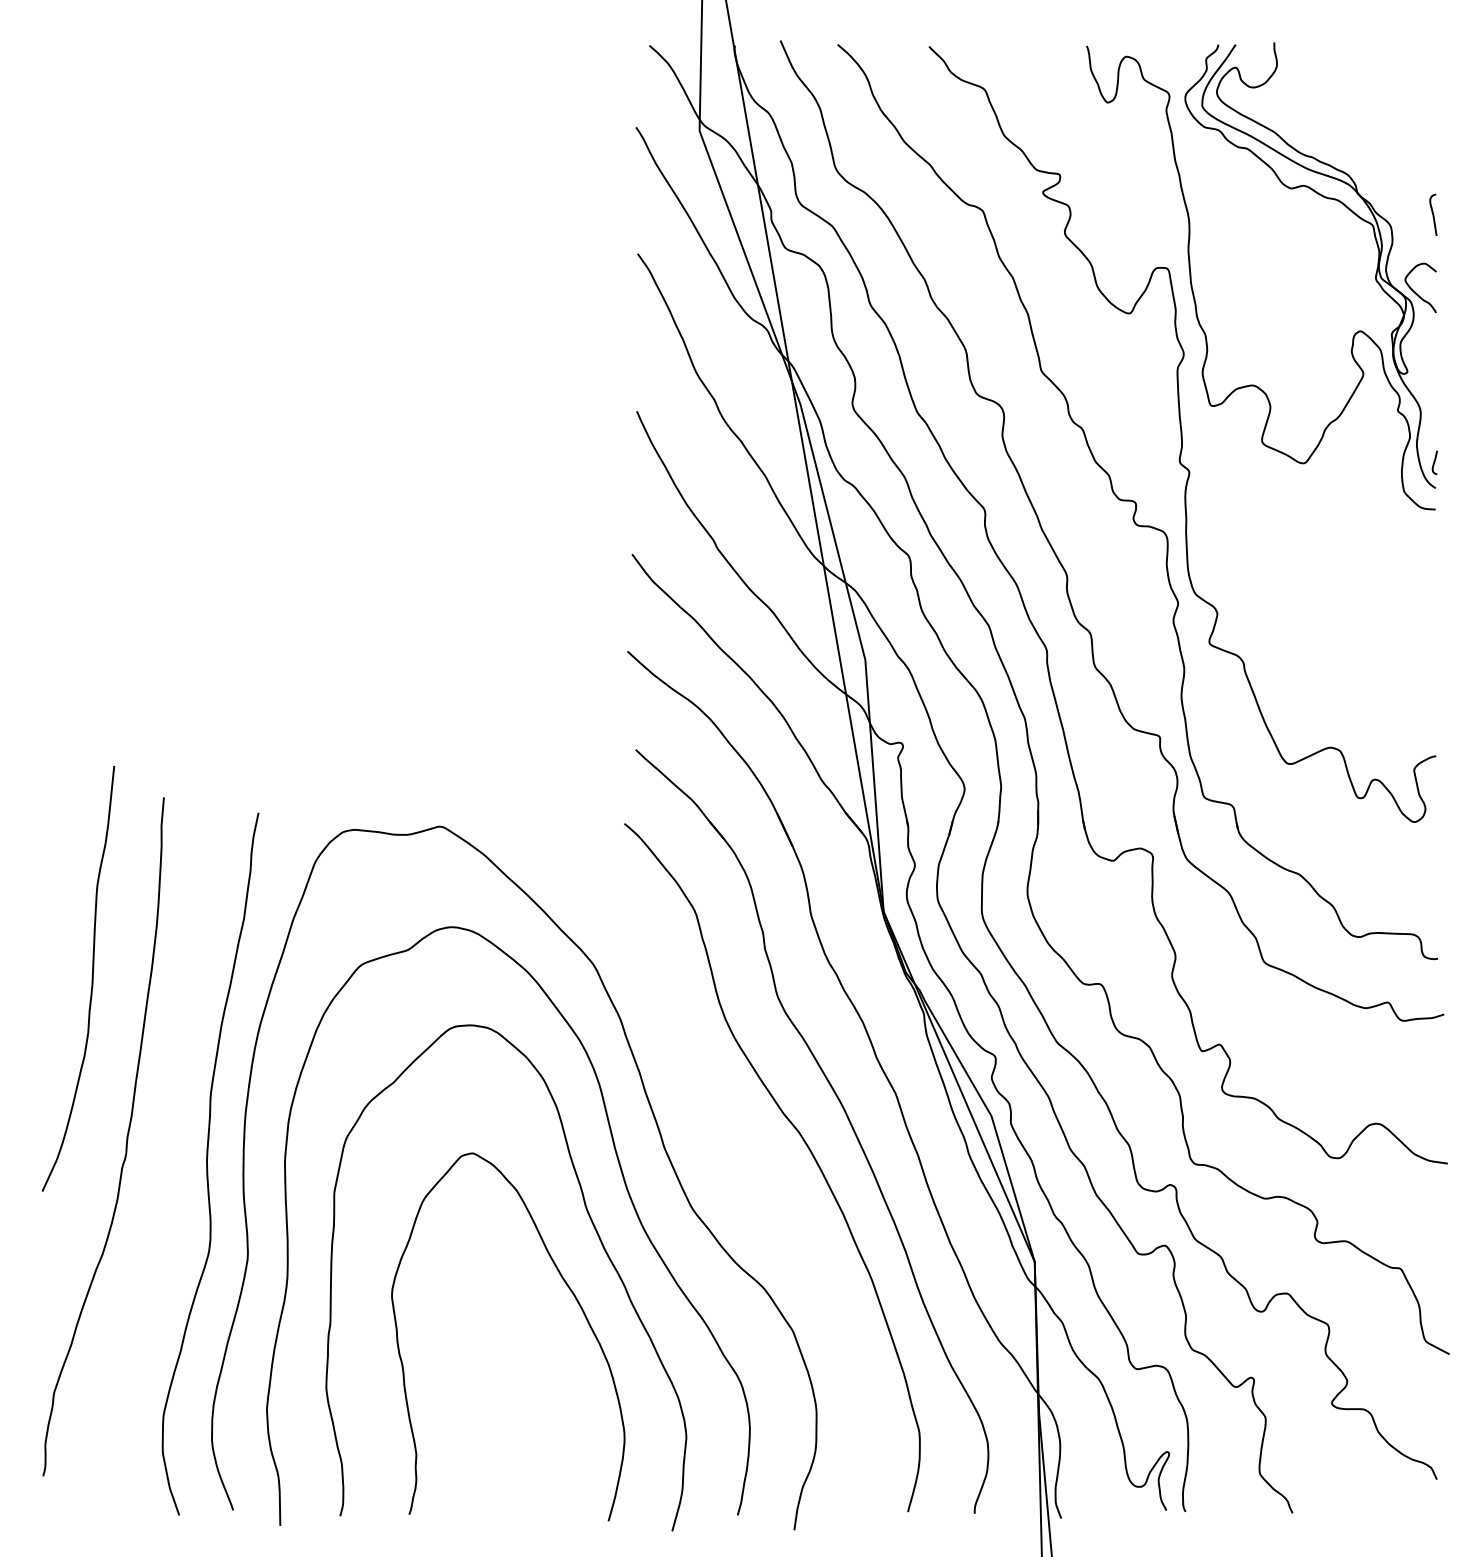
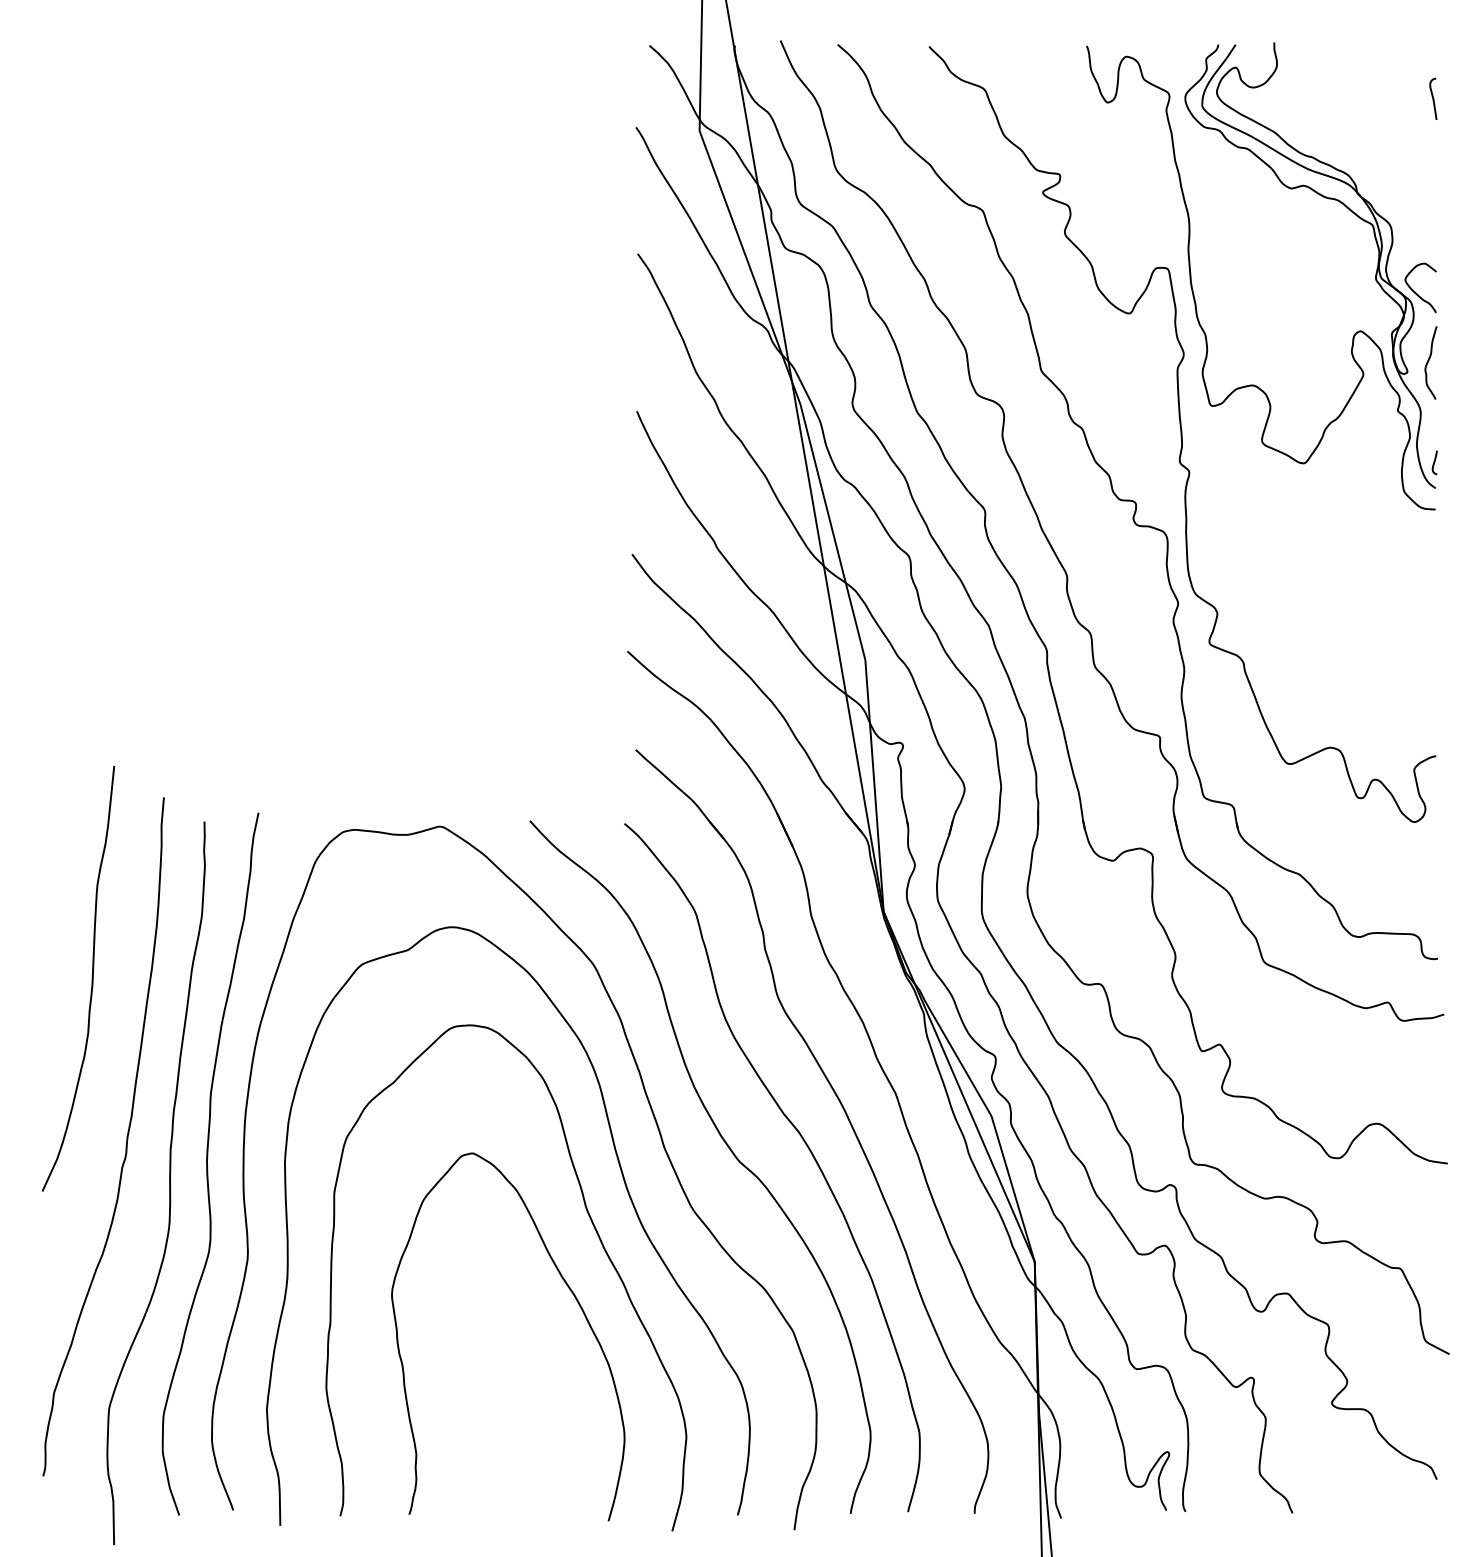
curve position: (1433, 214) -> (1433, 98) (1433, 98)
curve: none -> present (1428, 362)
curve: none -> present (728, 1148)
curve: none -> present (169, 1183)
